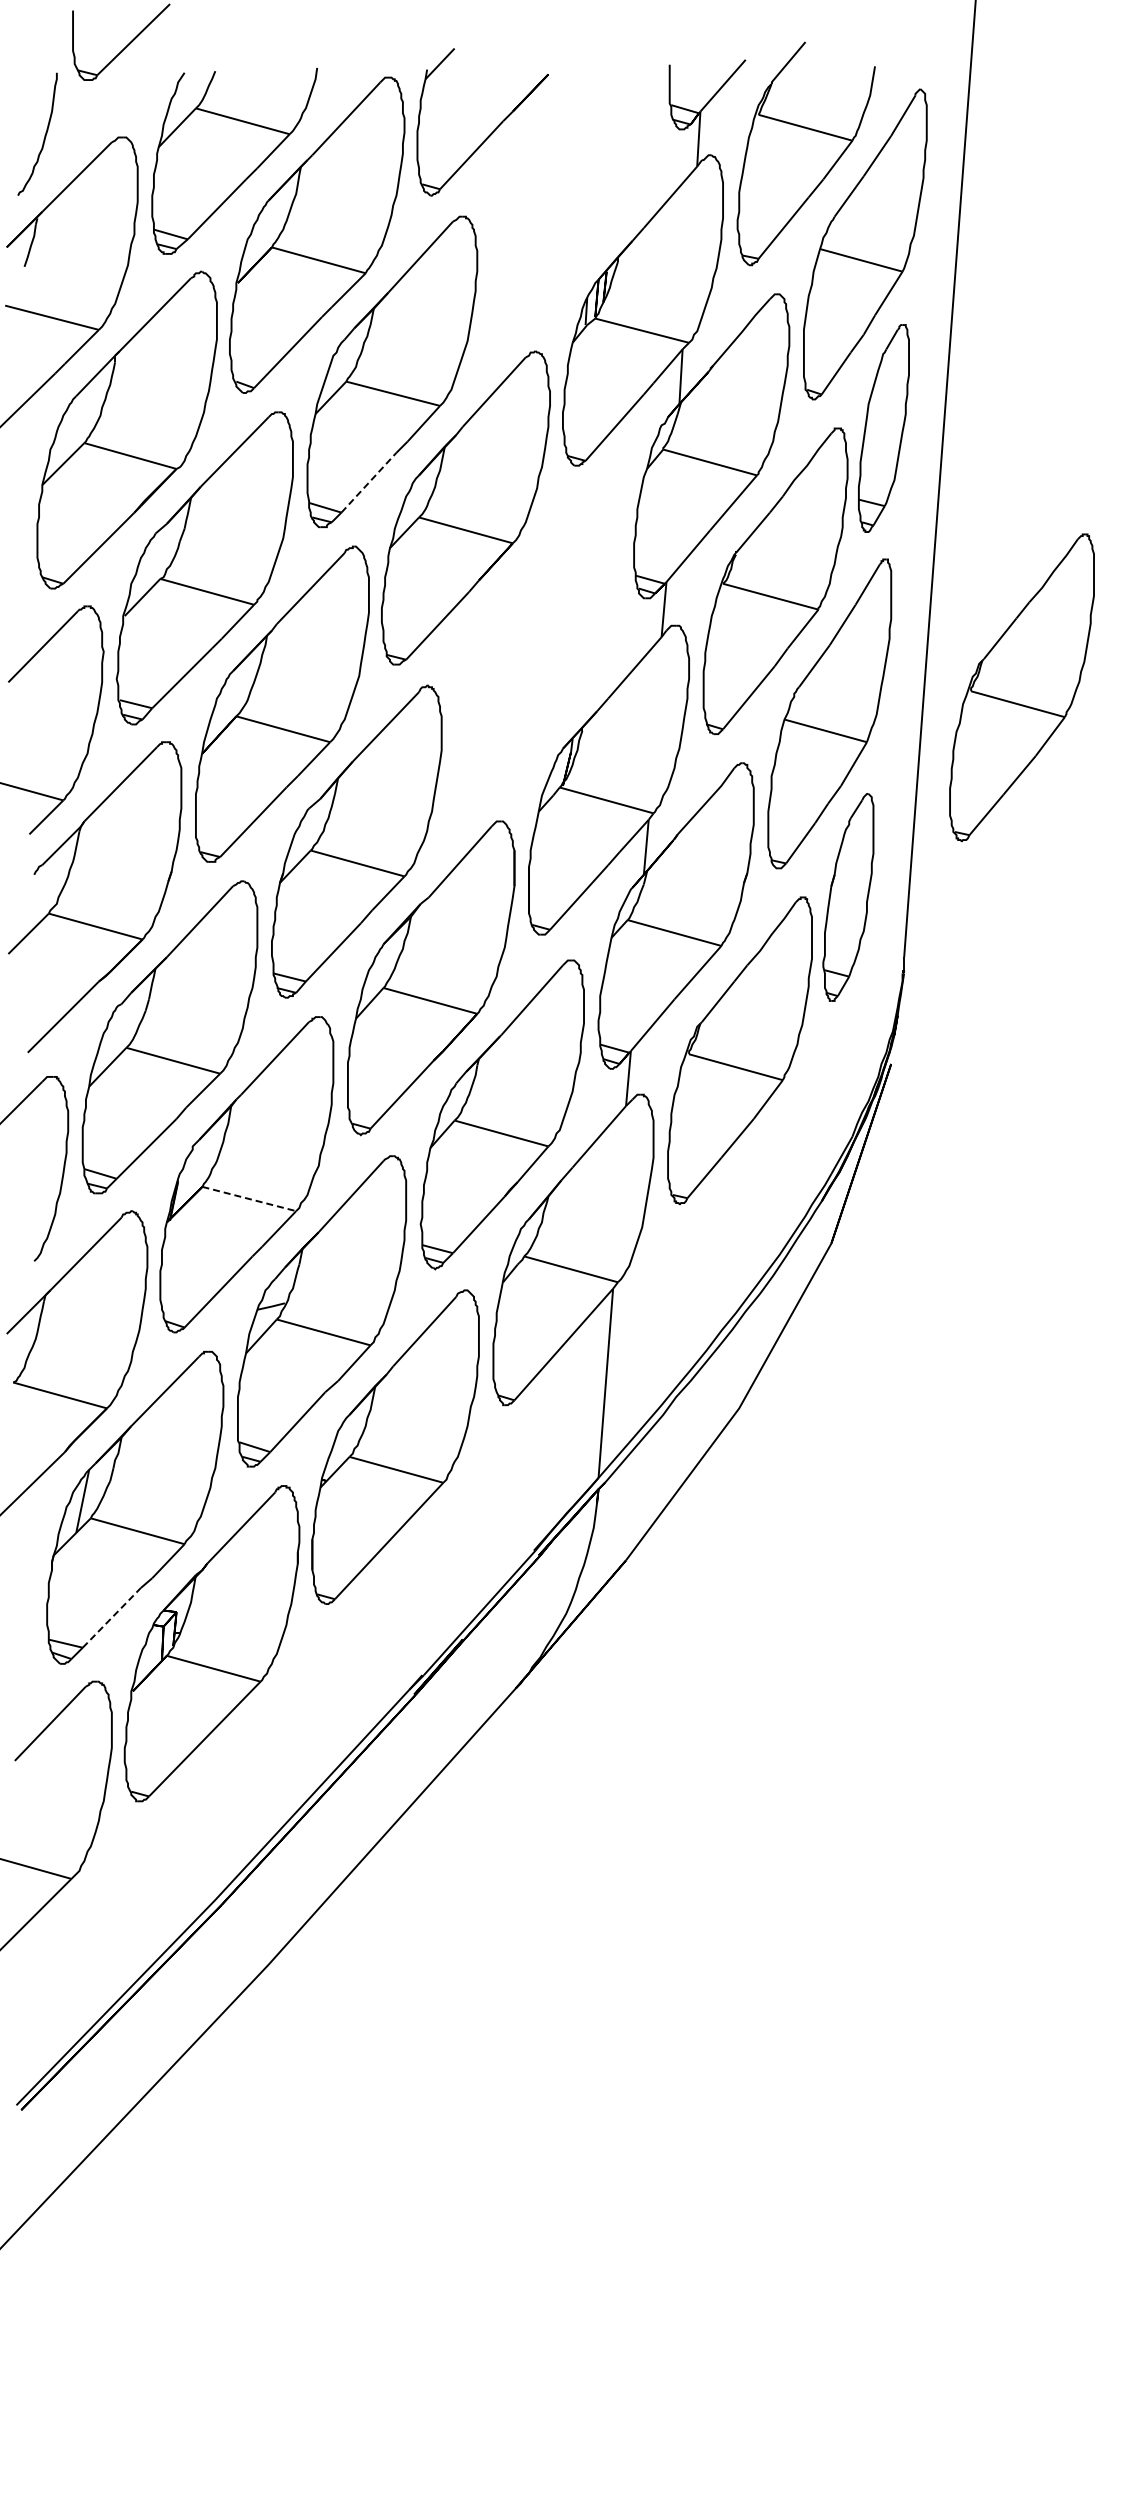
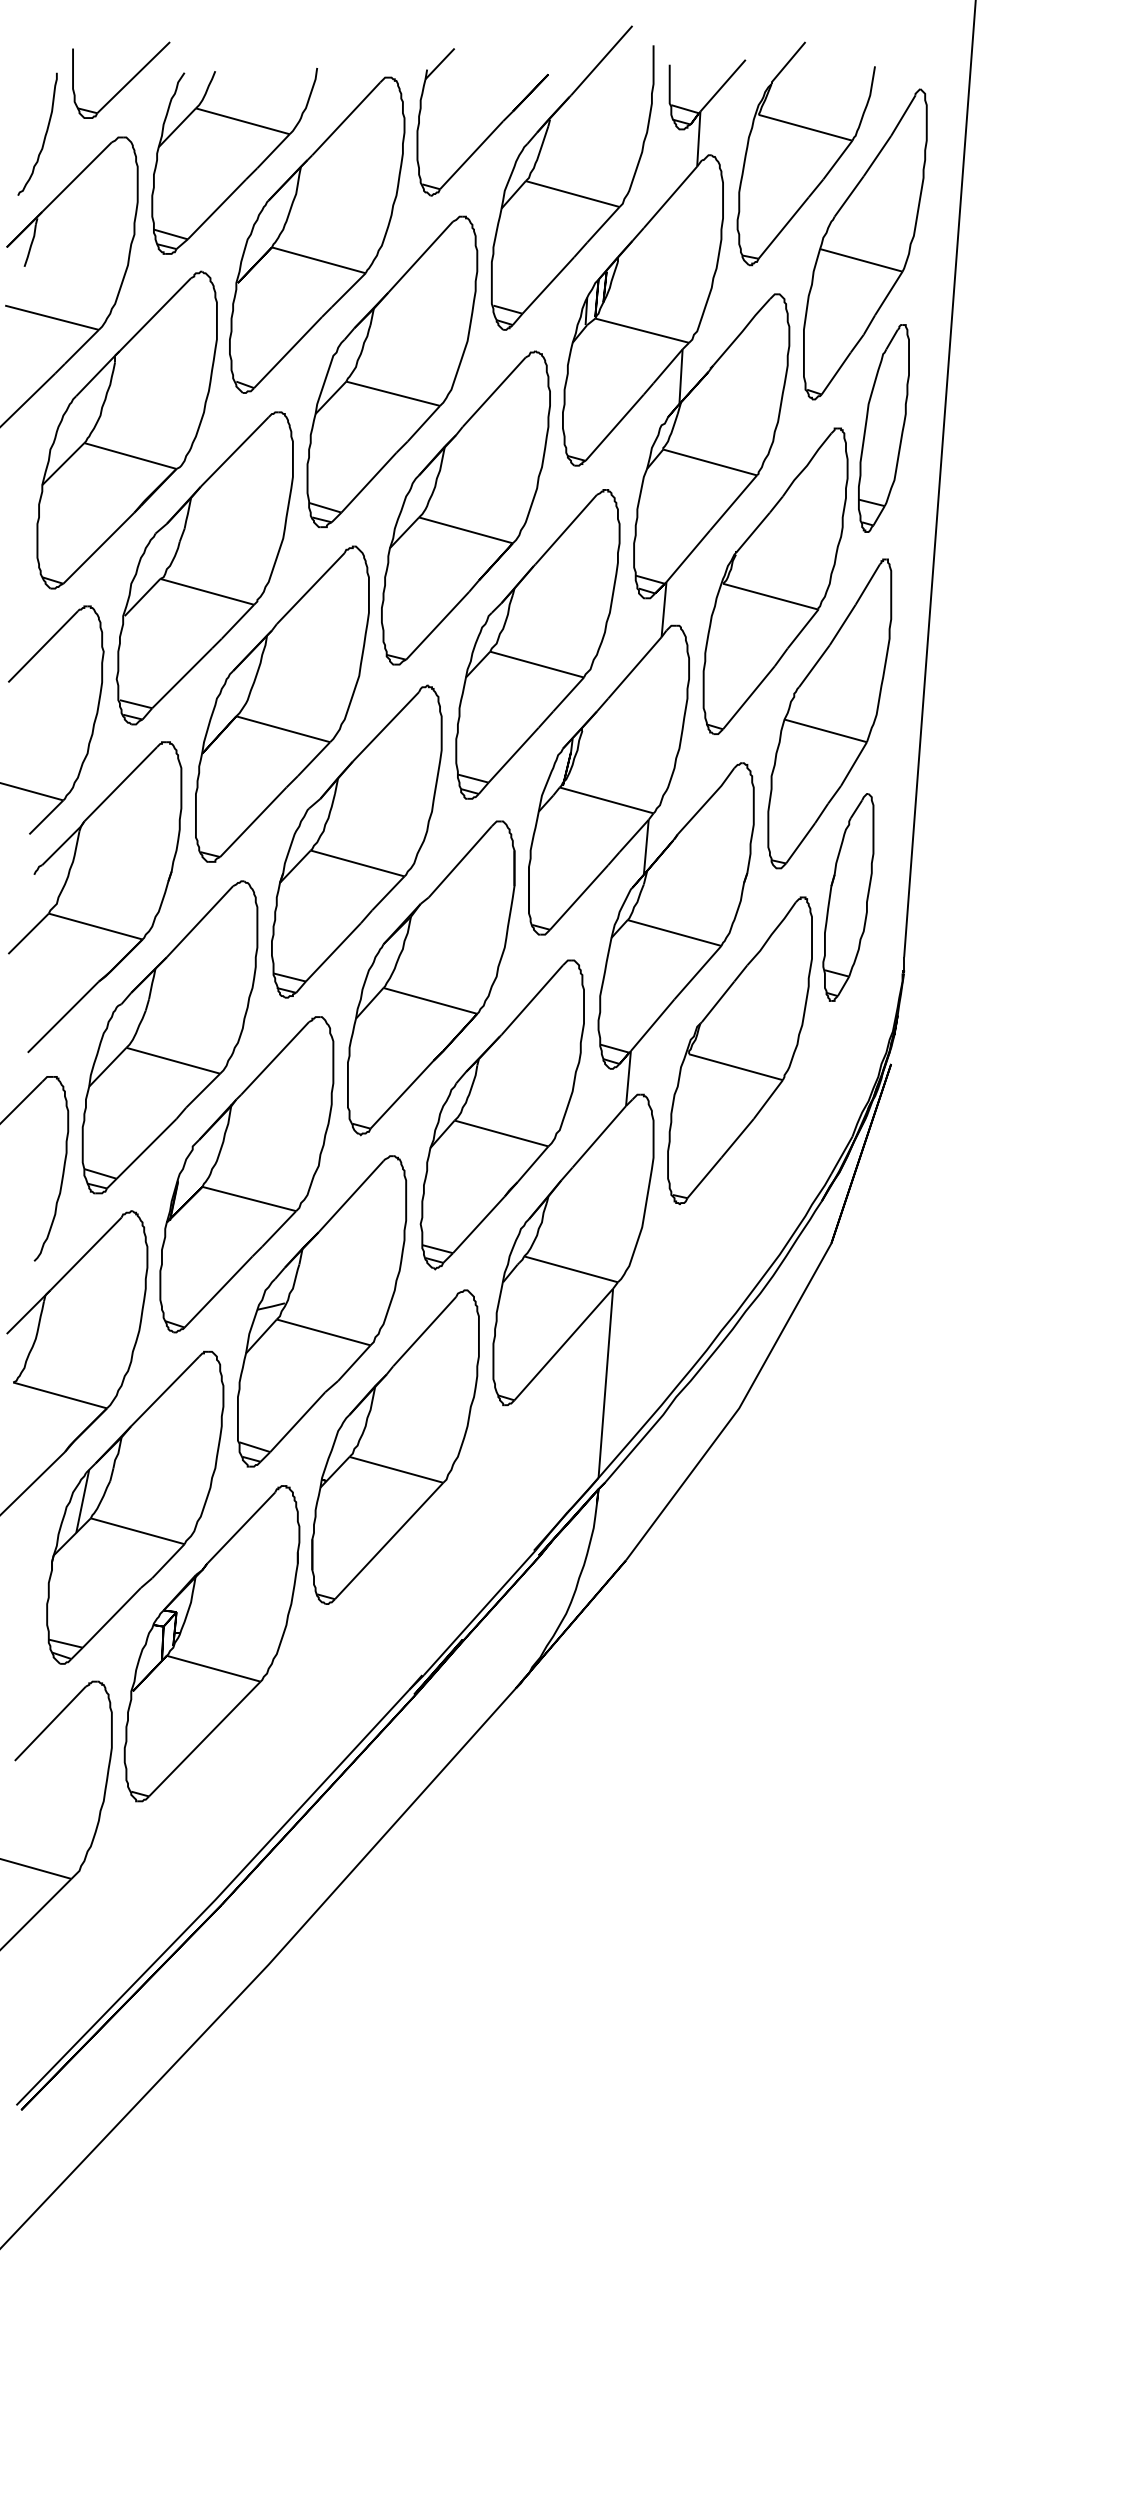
part position: (126, 45) -> (126, 83) (126, 83)
part: none -> present (567, 191)
line: dashed -> solid (368, 482)
part: none -> present (537, 644)
part: present -> none (1021, 687)
line: dashed -> solid (249, 1199)
line: dashed -> solid (111, 1617)
